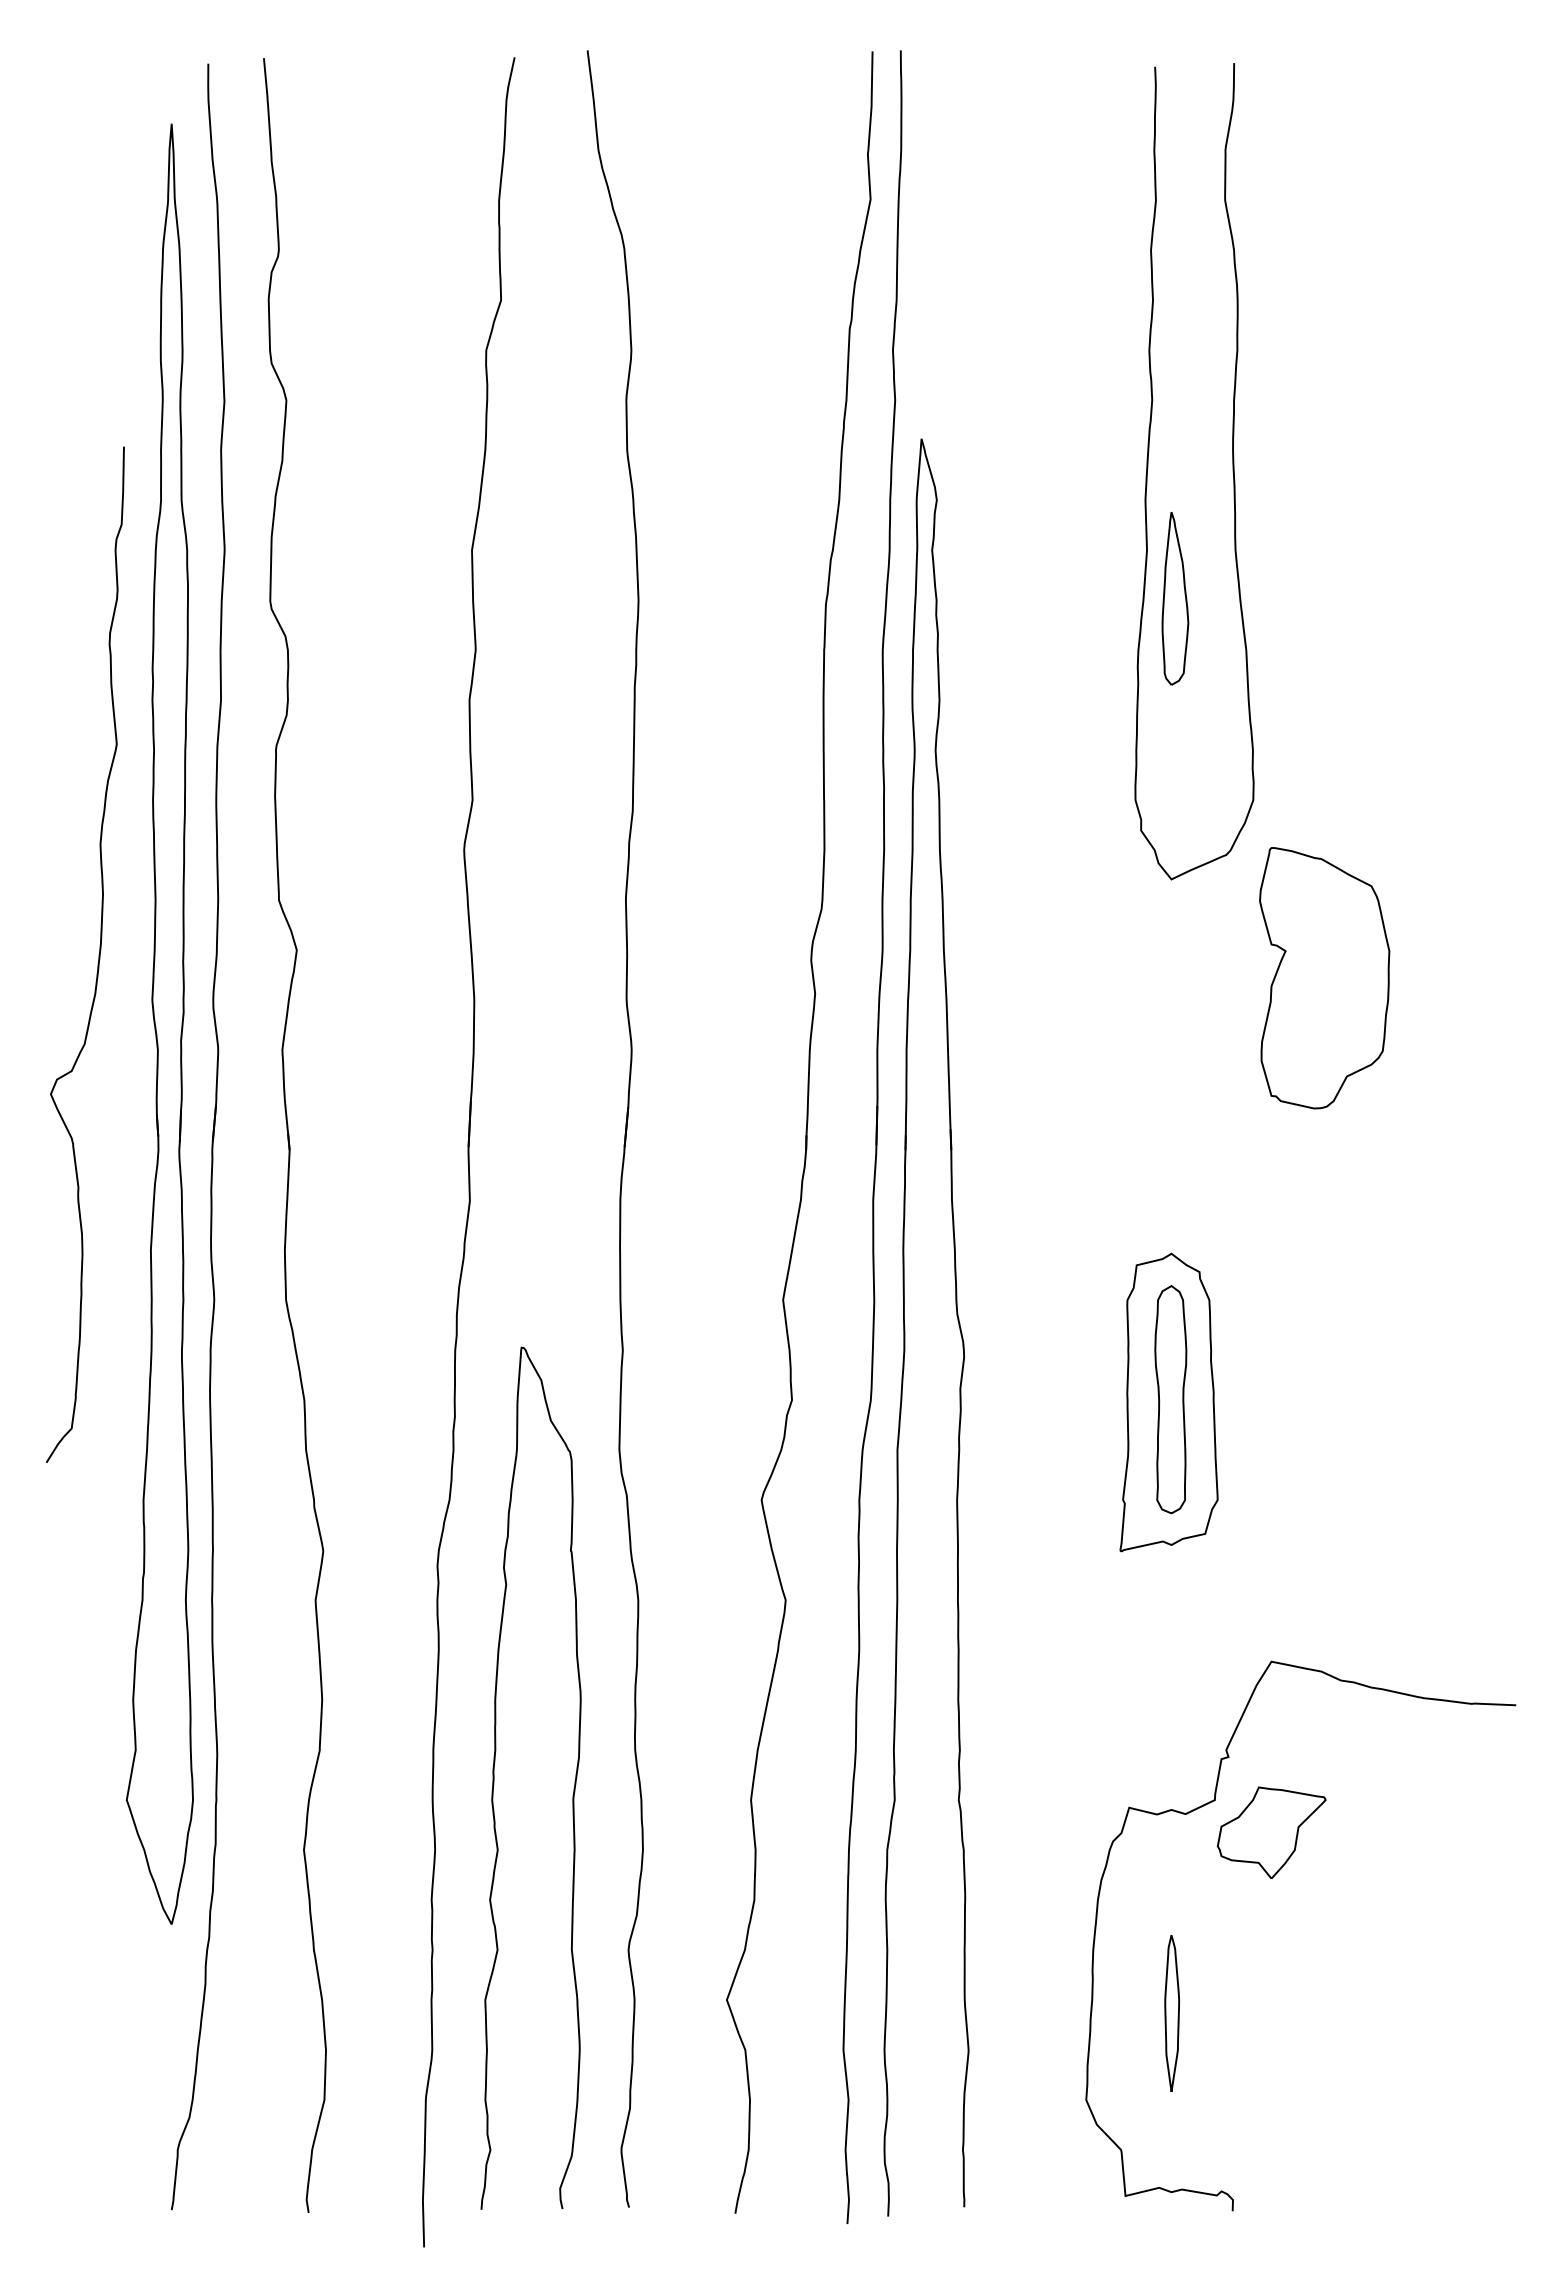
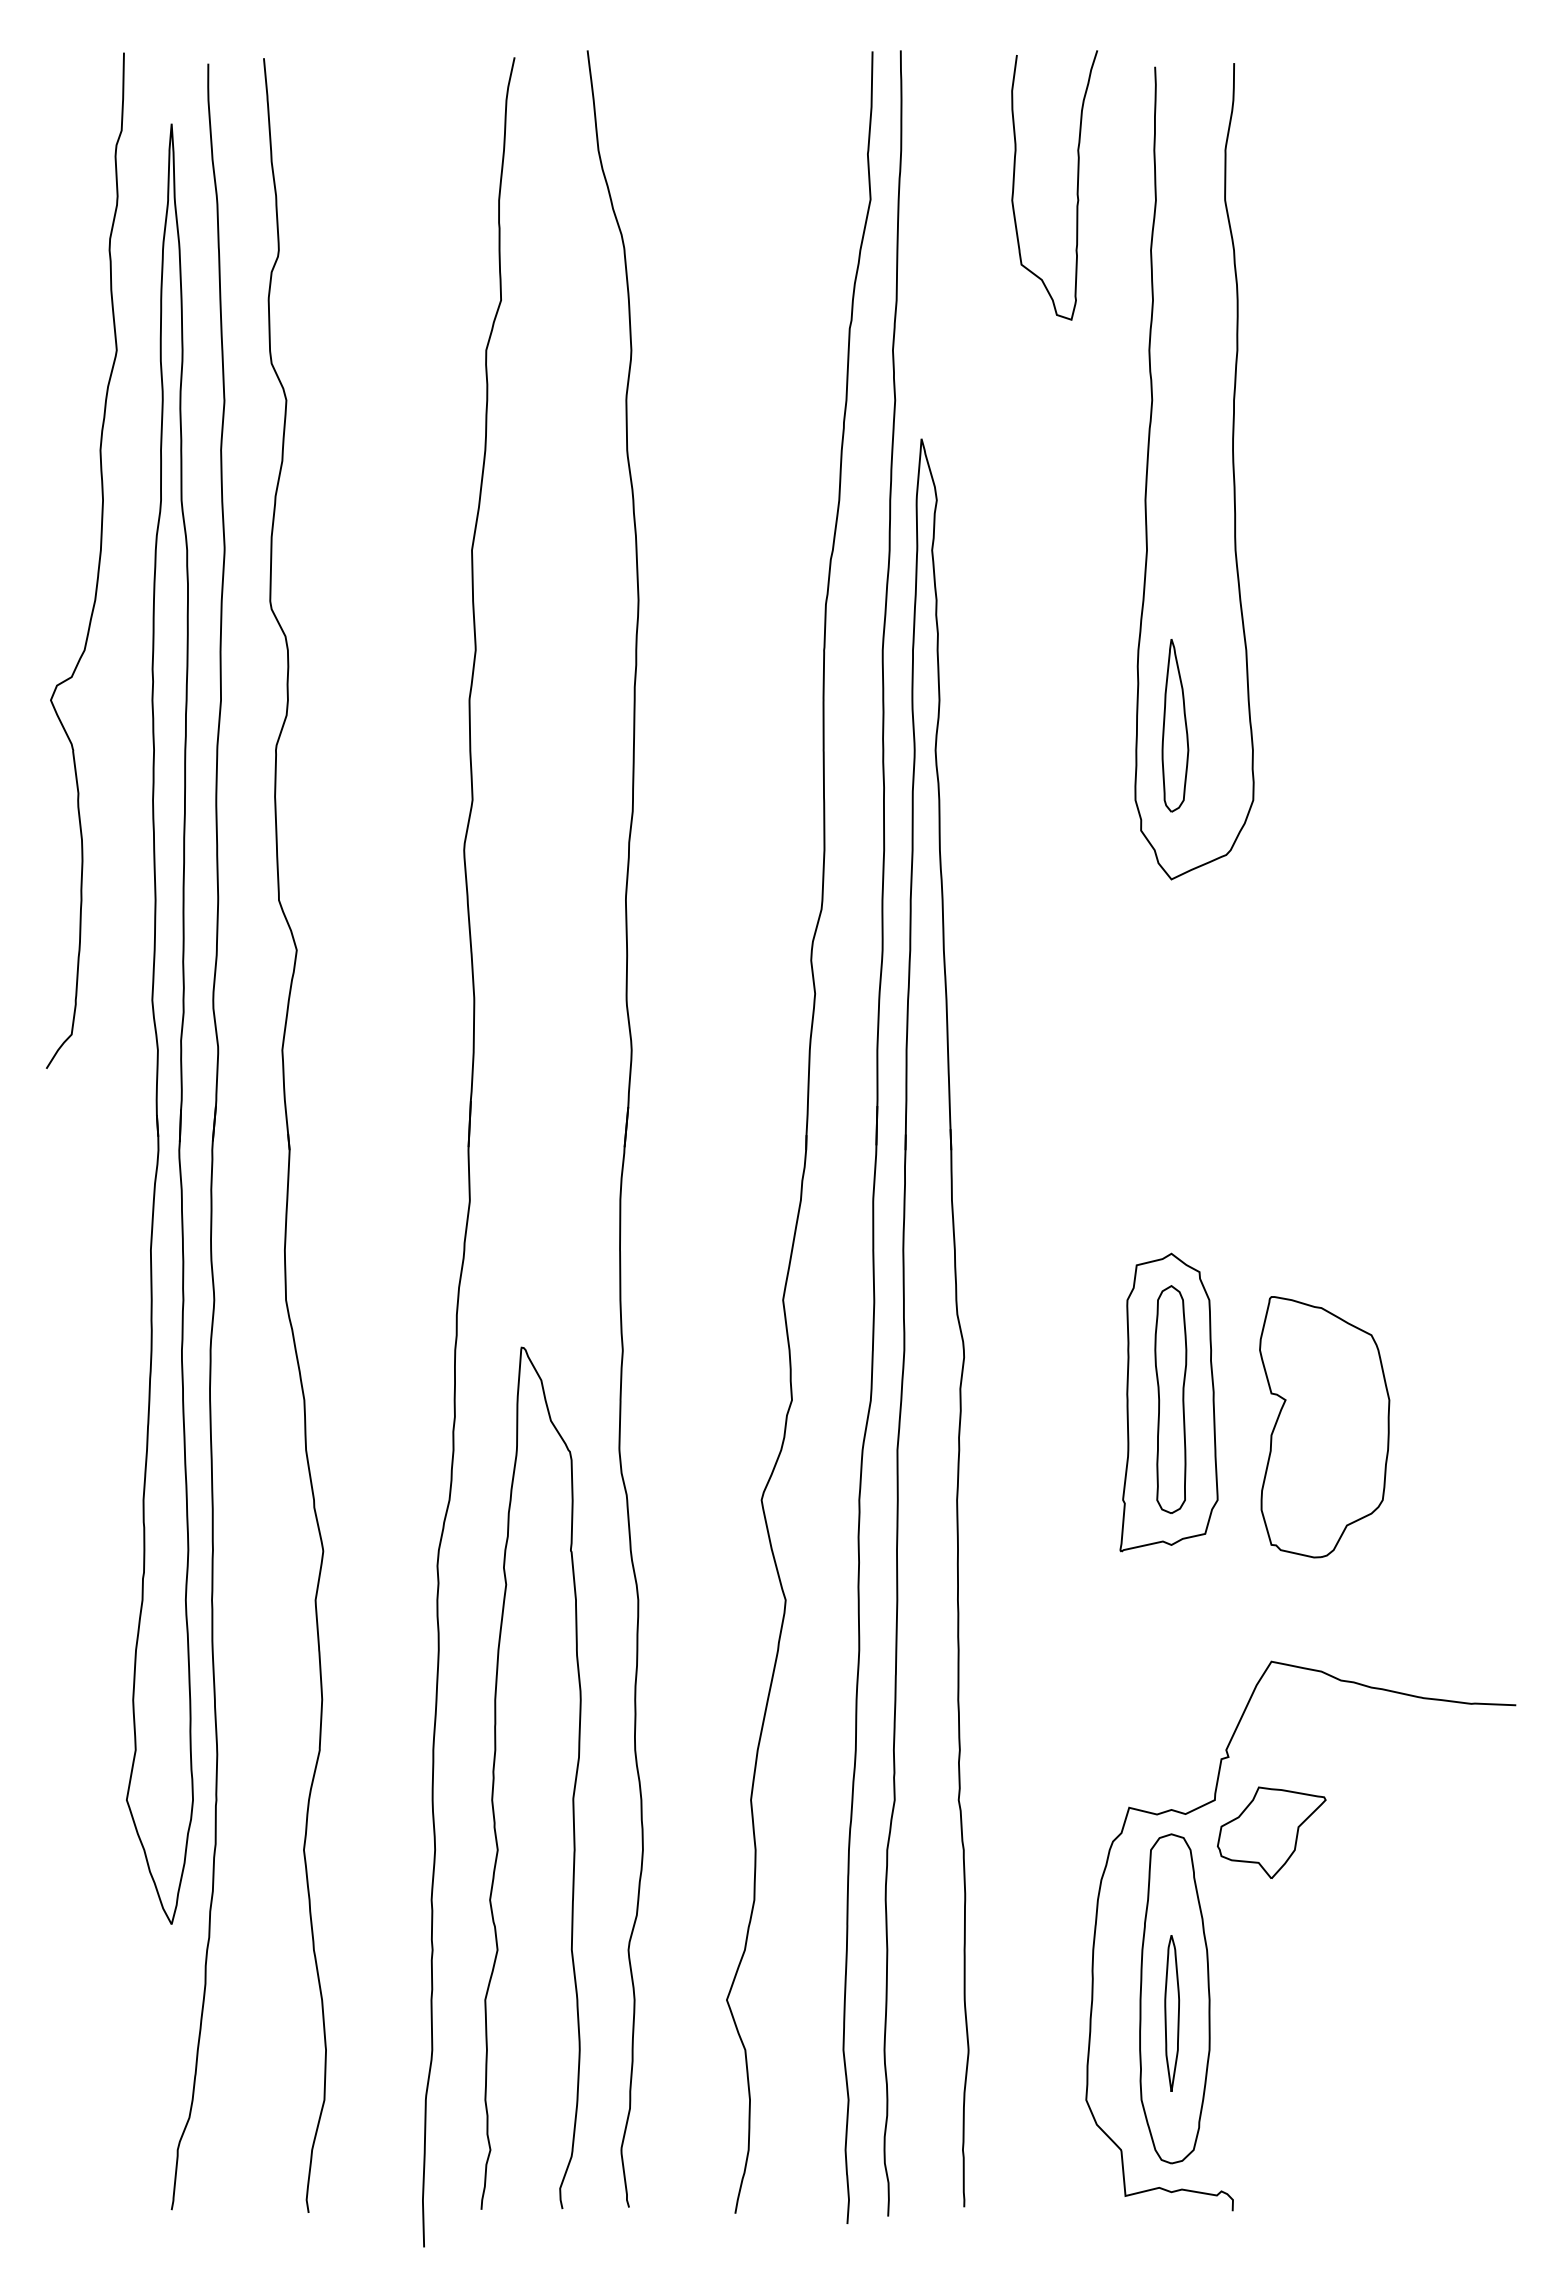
curve: none -> present (1076, 188)
part position: (1175, 598) -> (1175, 725) (1175, 725)
curve position: (98, 954) -> (98, 560) (98, 560)
part position: (1324, 978) -> (1324, 1427) (1324, 1427)
part: none -> present (1174, 1998)
